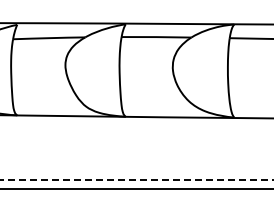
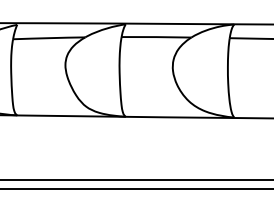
line: dashed -> solid (136, 179)
